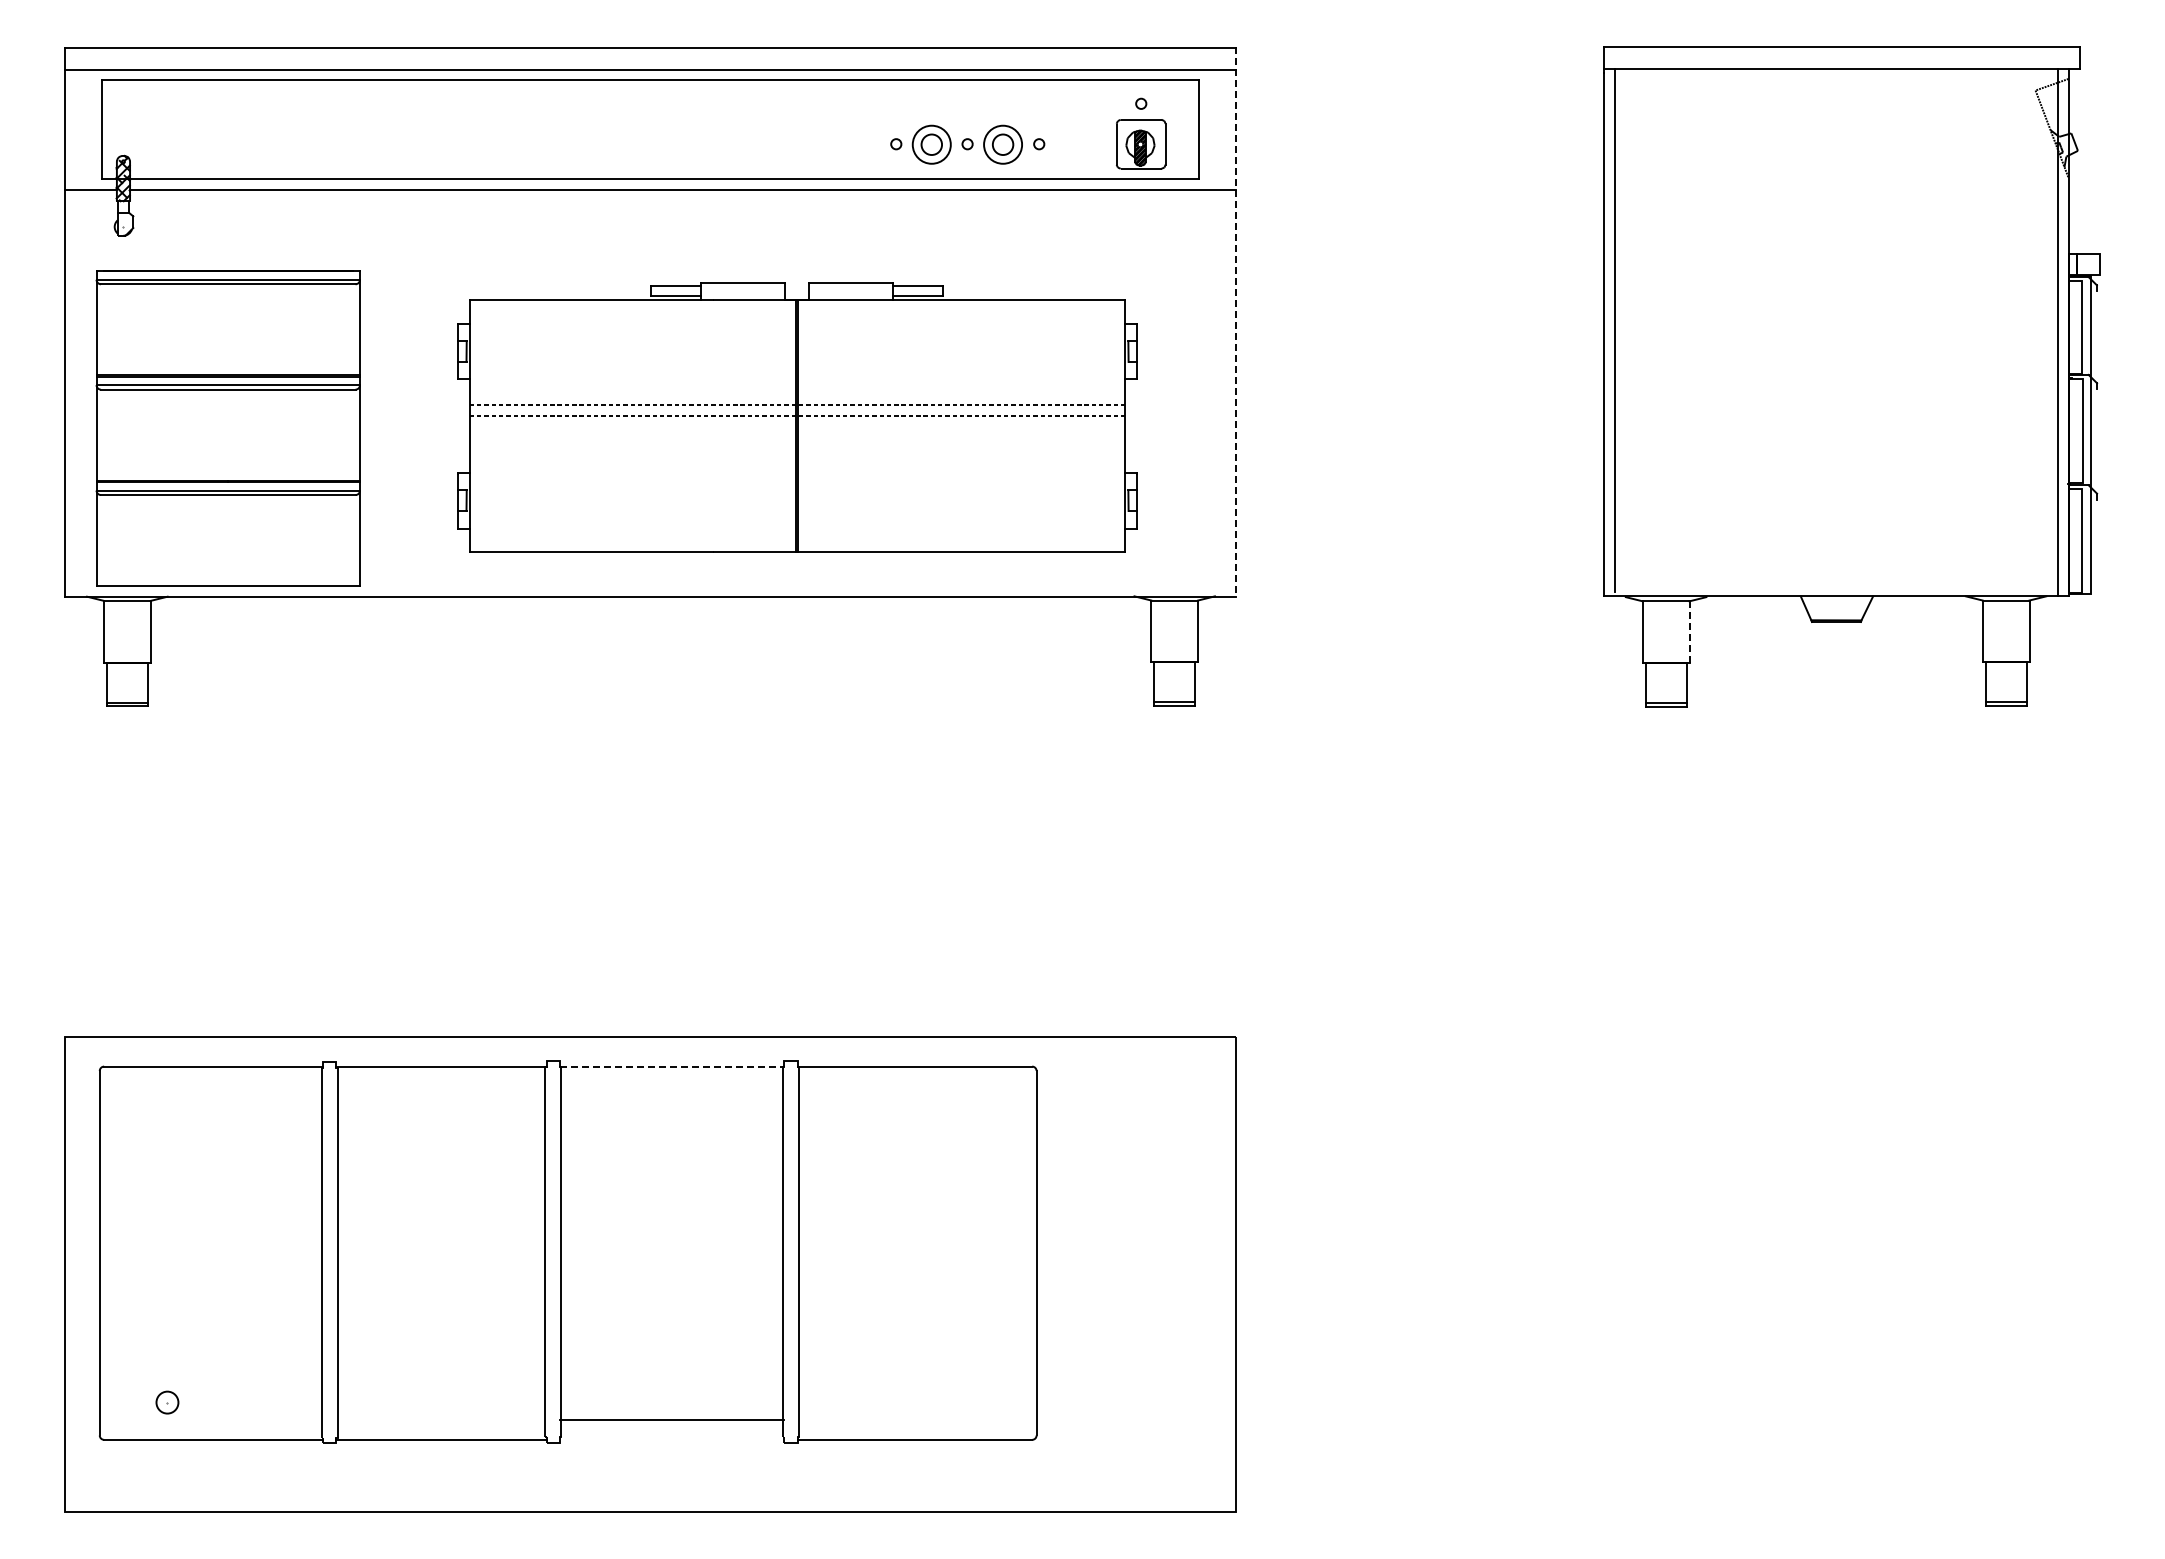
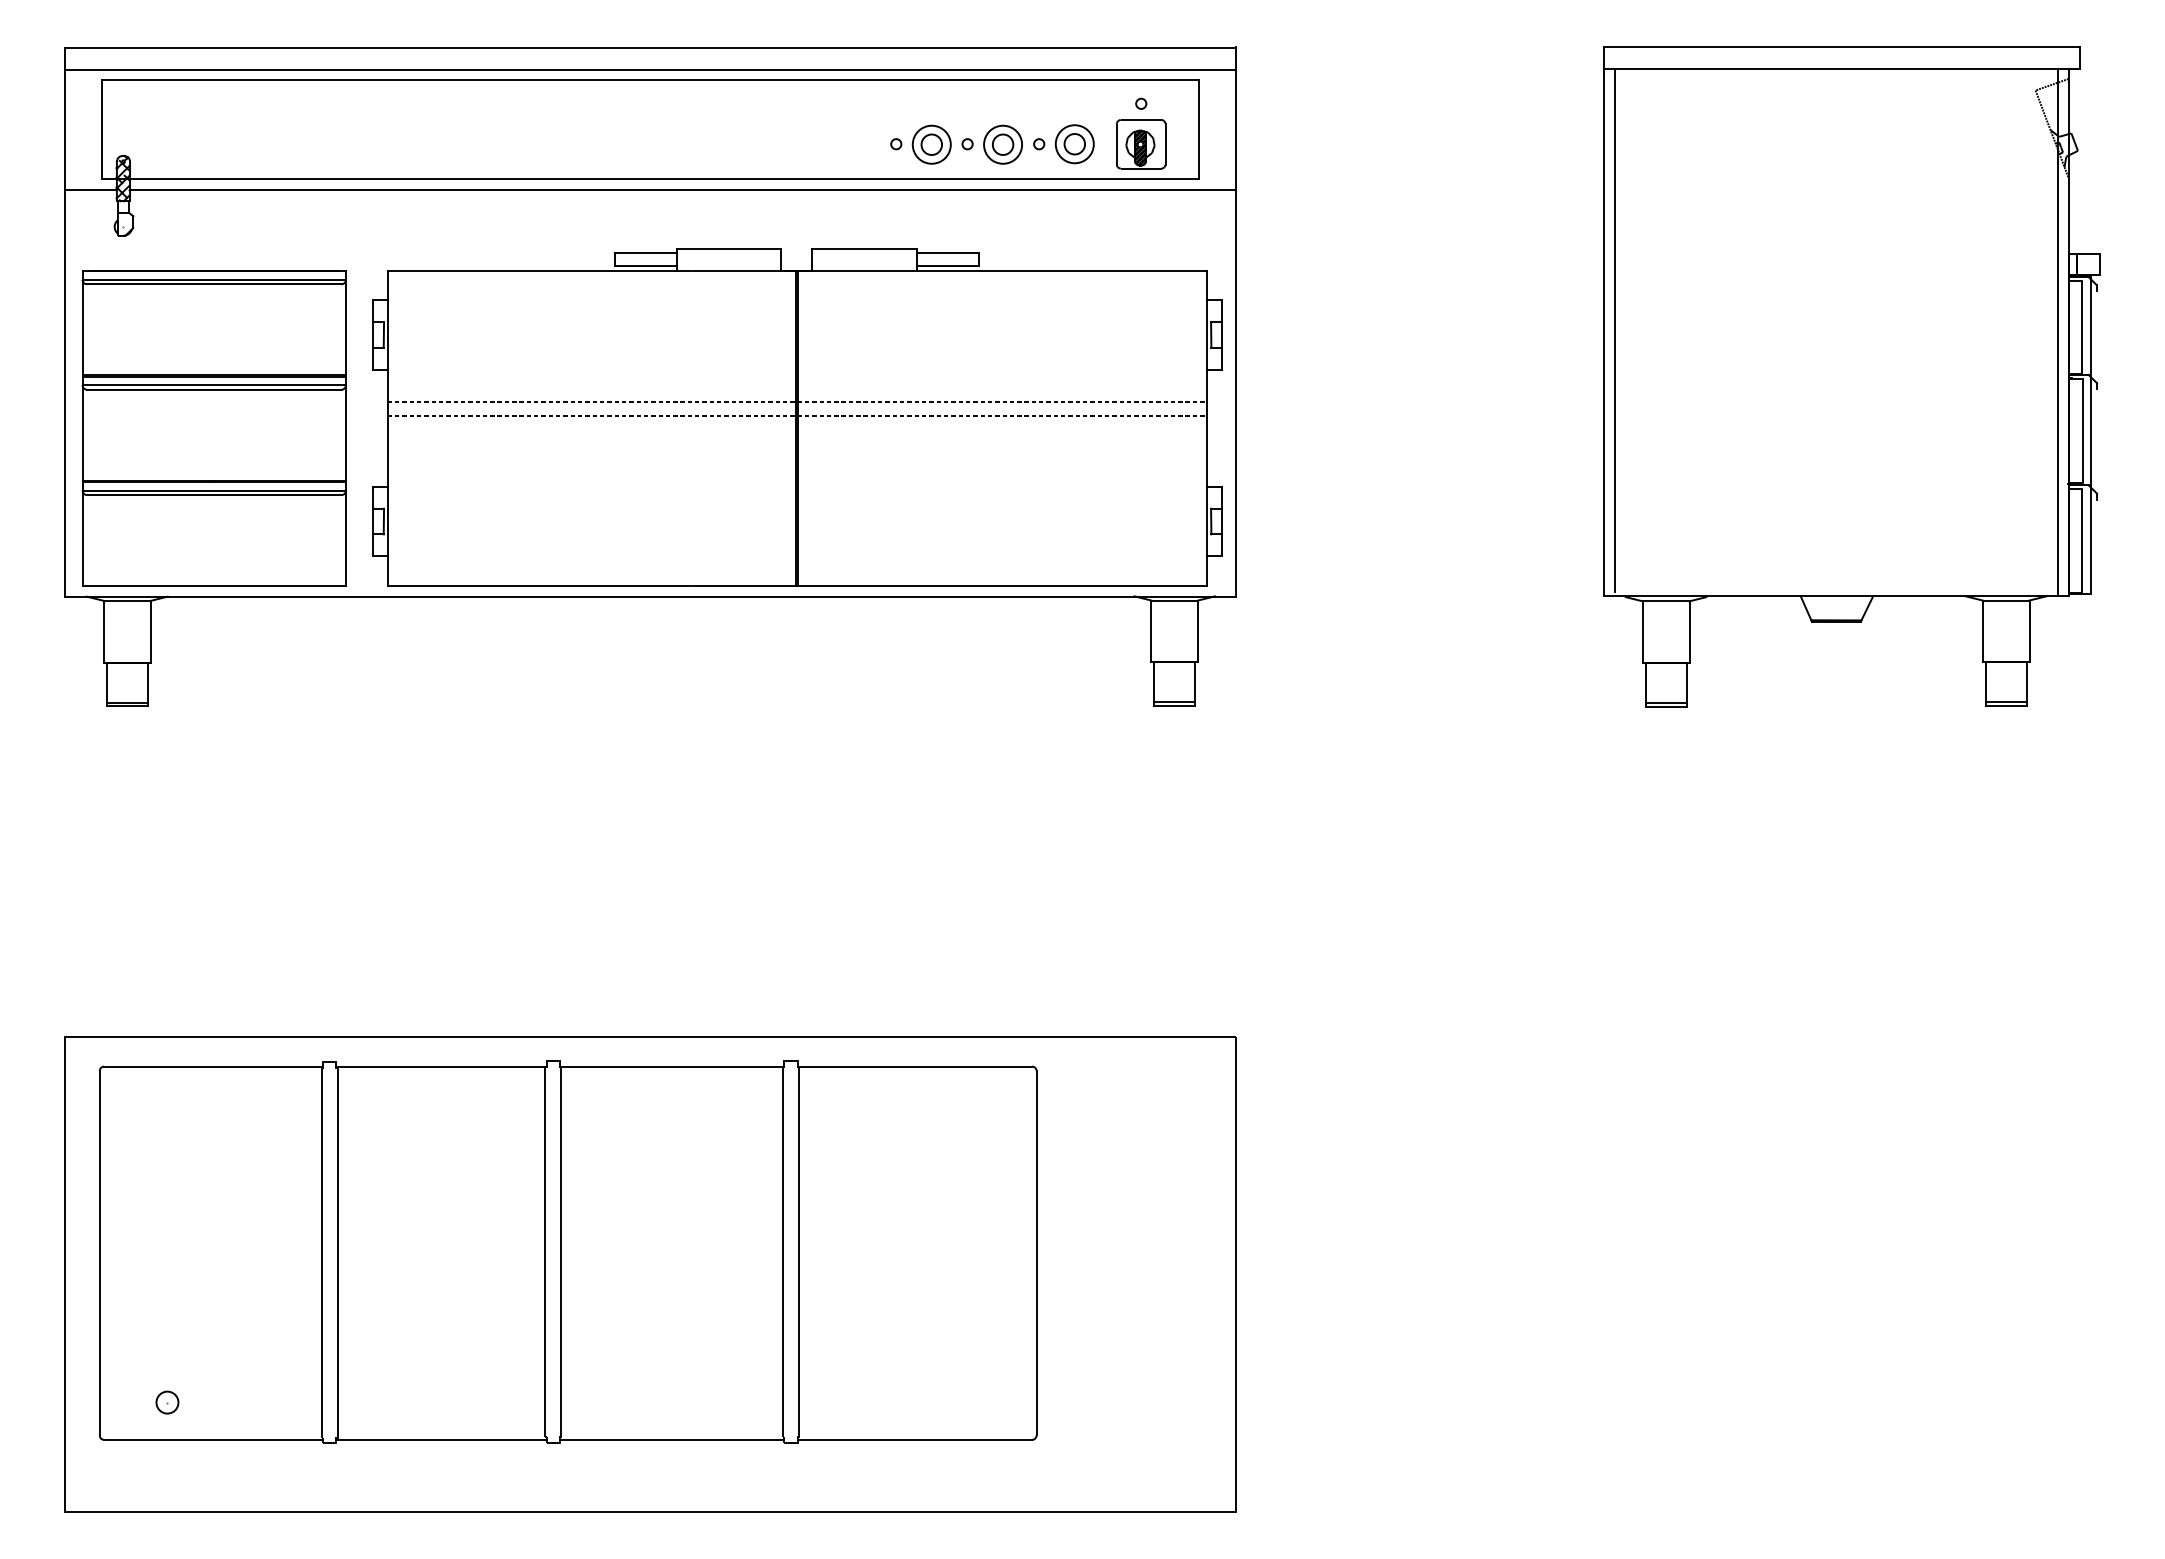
part: none -> present (1074, 144)
line: dashed -> solid (1235, 321)
part size: 681x271 px -> 851x339 px (797, 417)
part position: (227, 428) -> (213, 428) (213, 428)
line: dashed -> solid (1689, 632)
line: dashed -> solid (672, 1066)
line position: (671, 1419) -> (671, 1439) (671, 1439)
